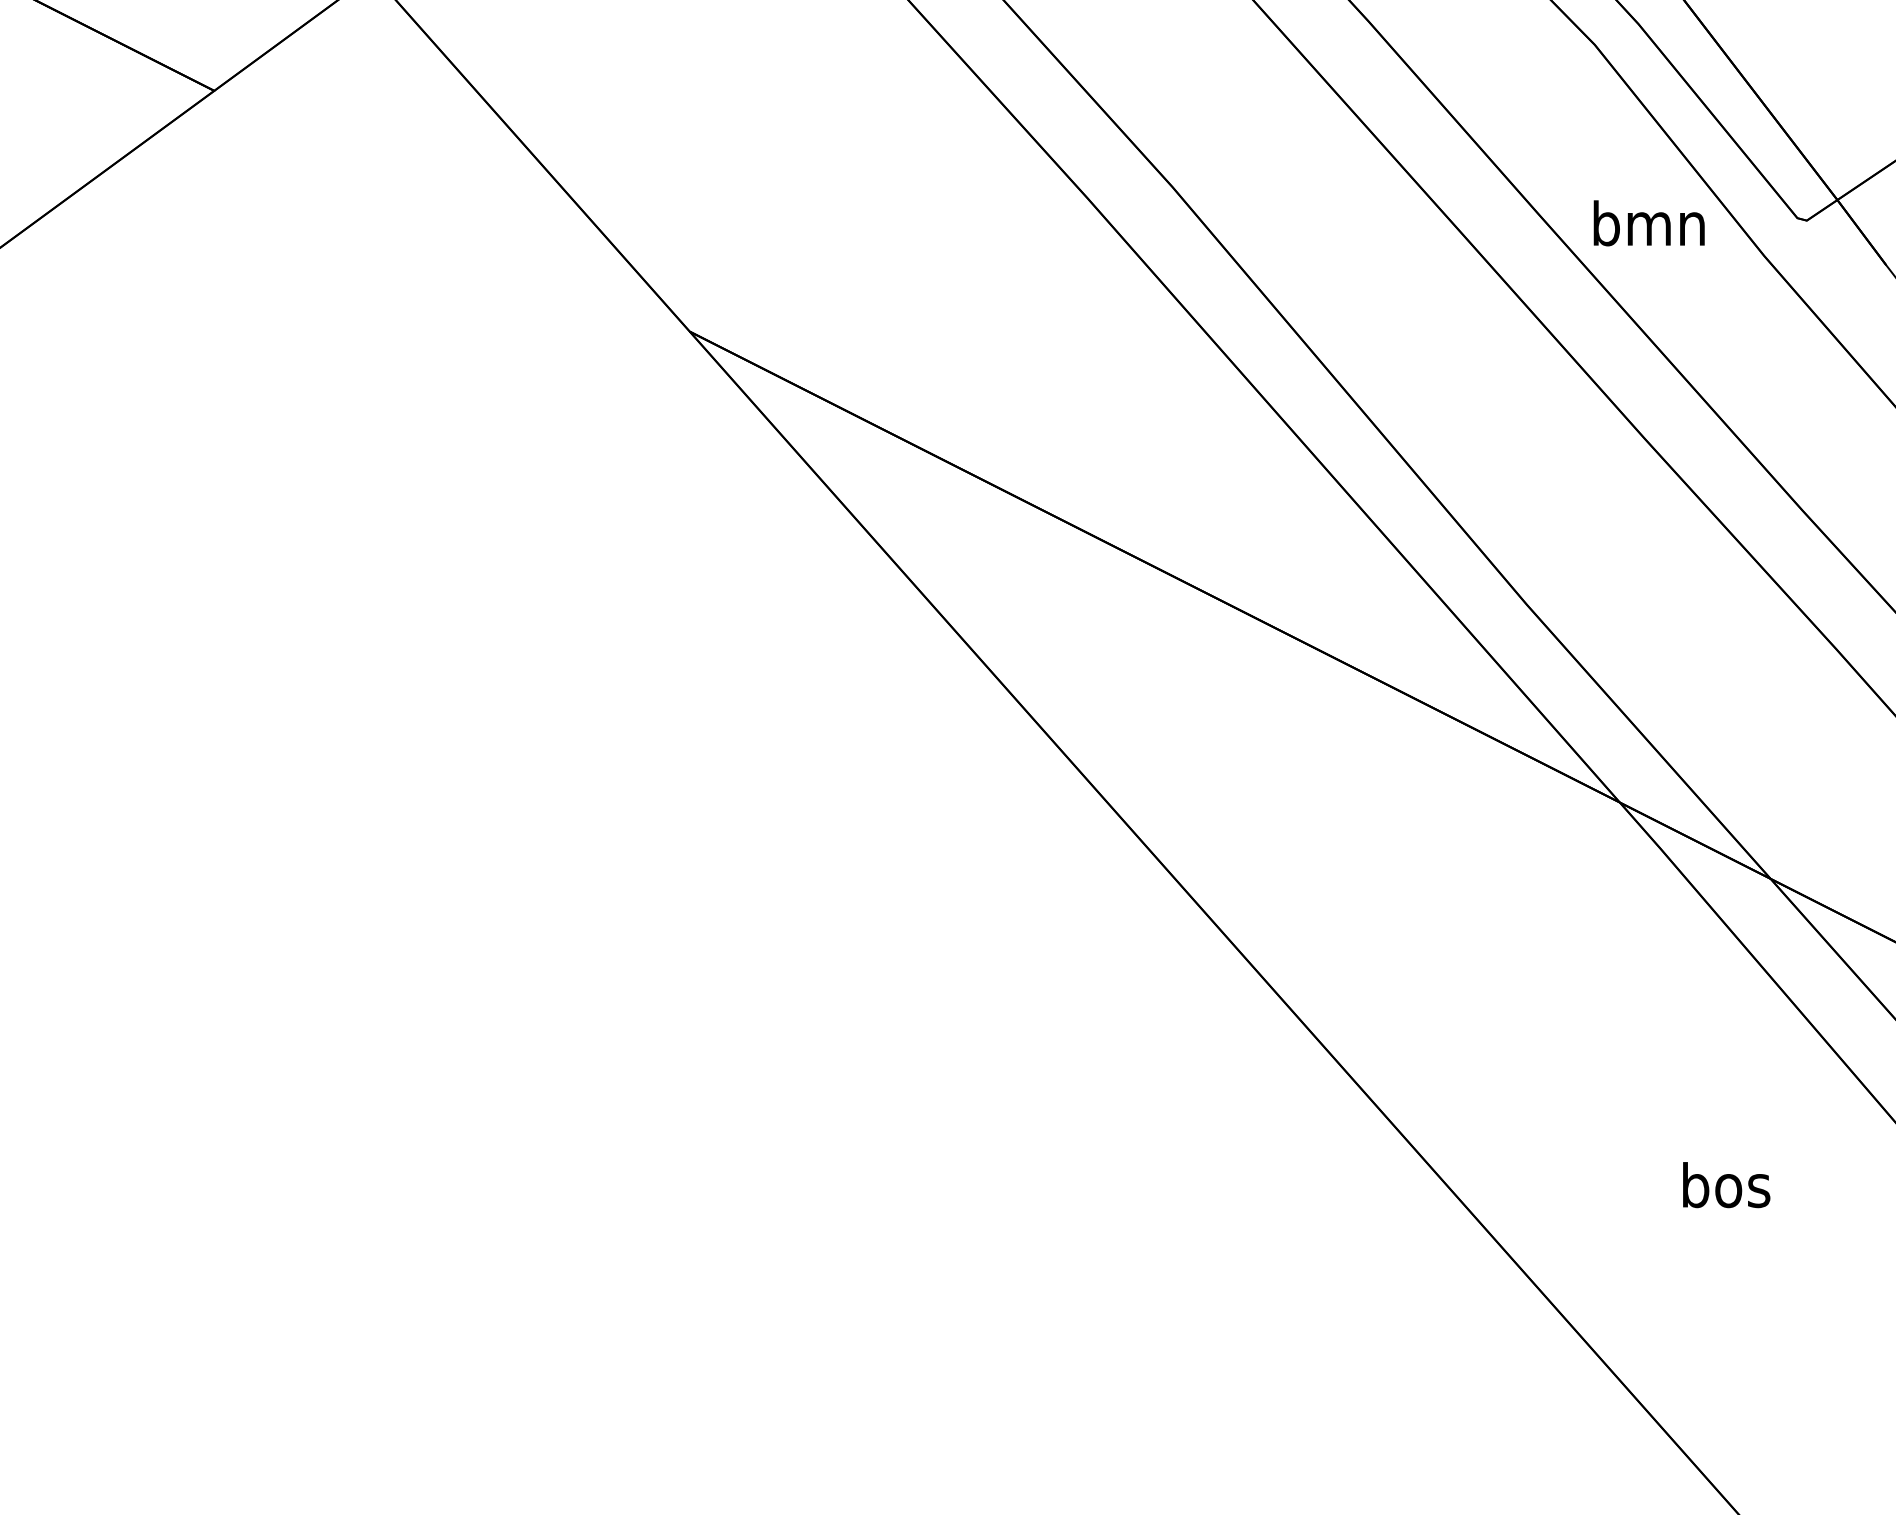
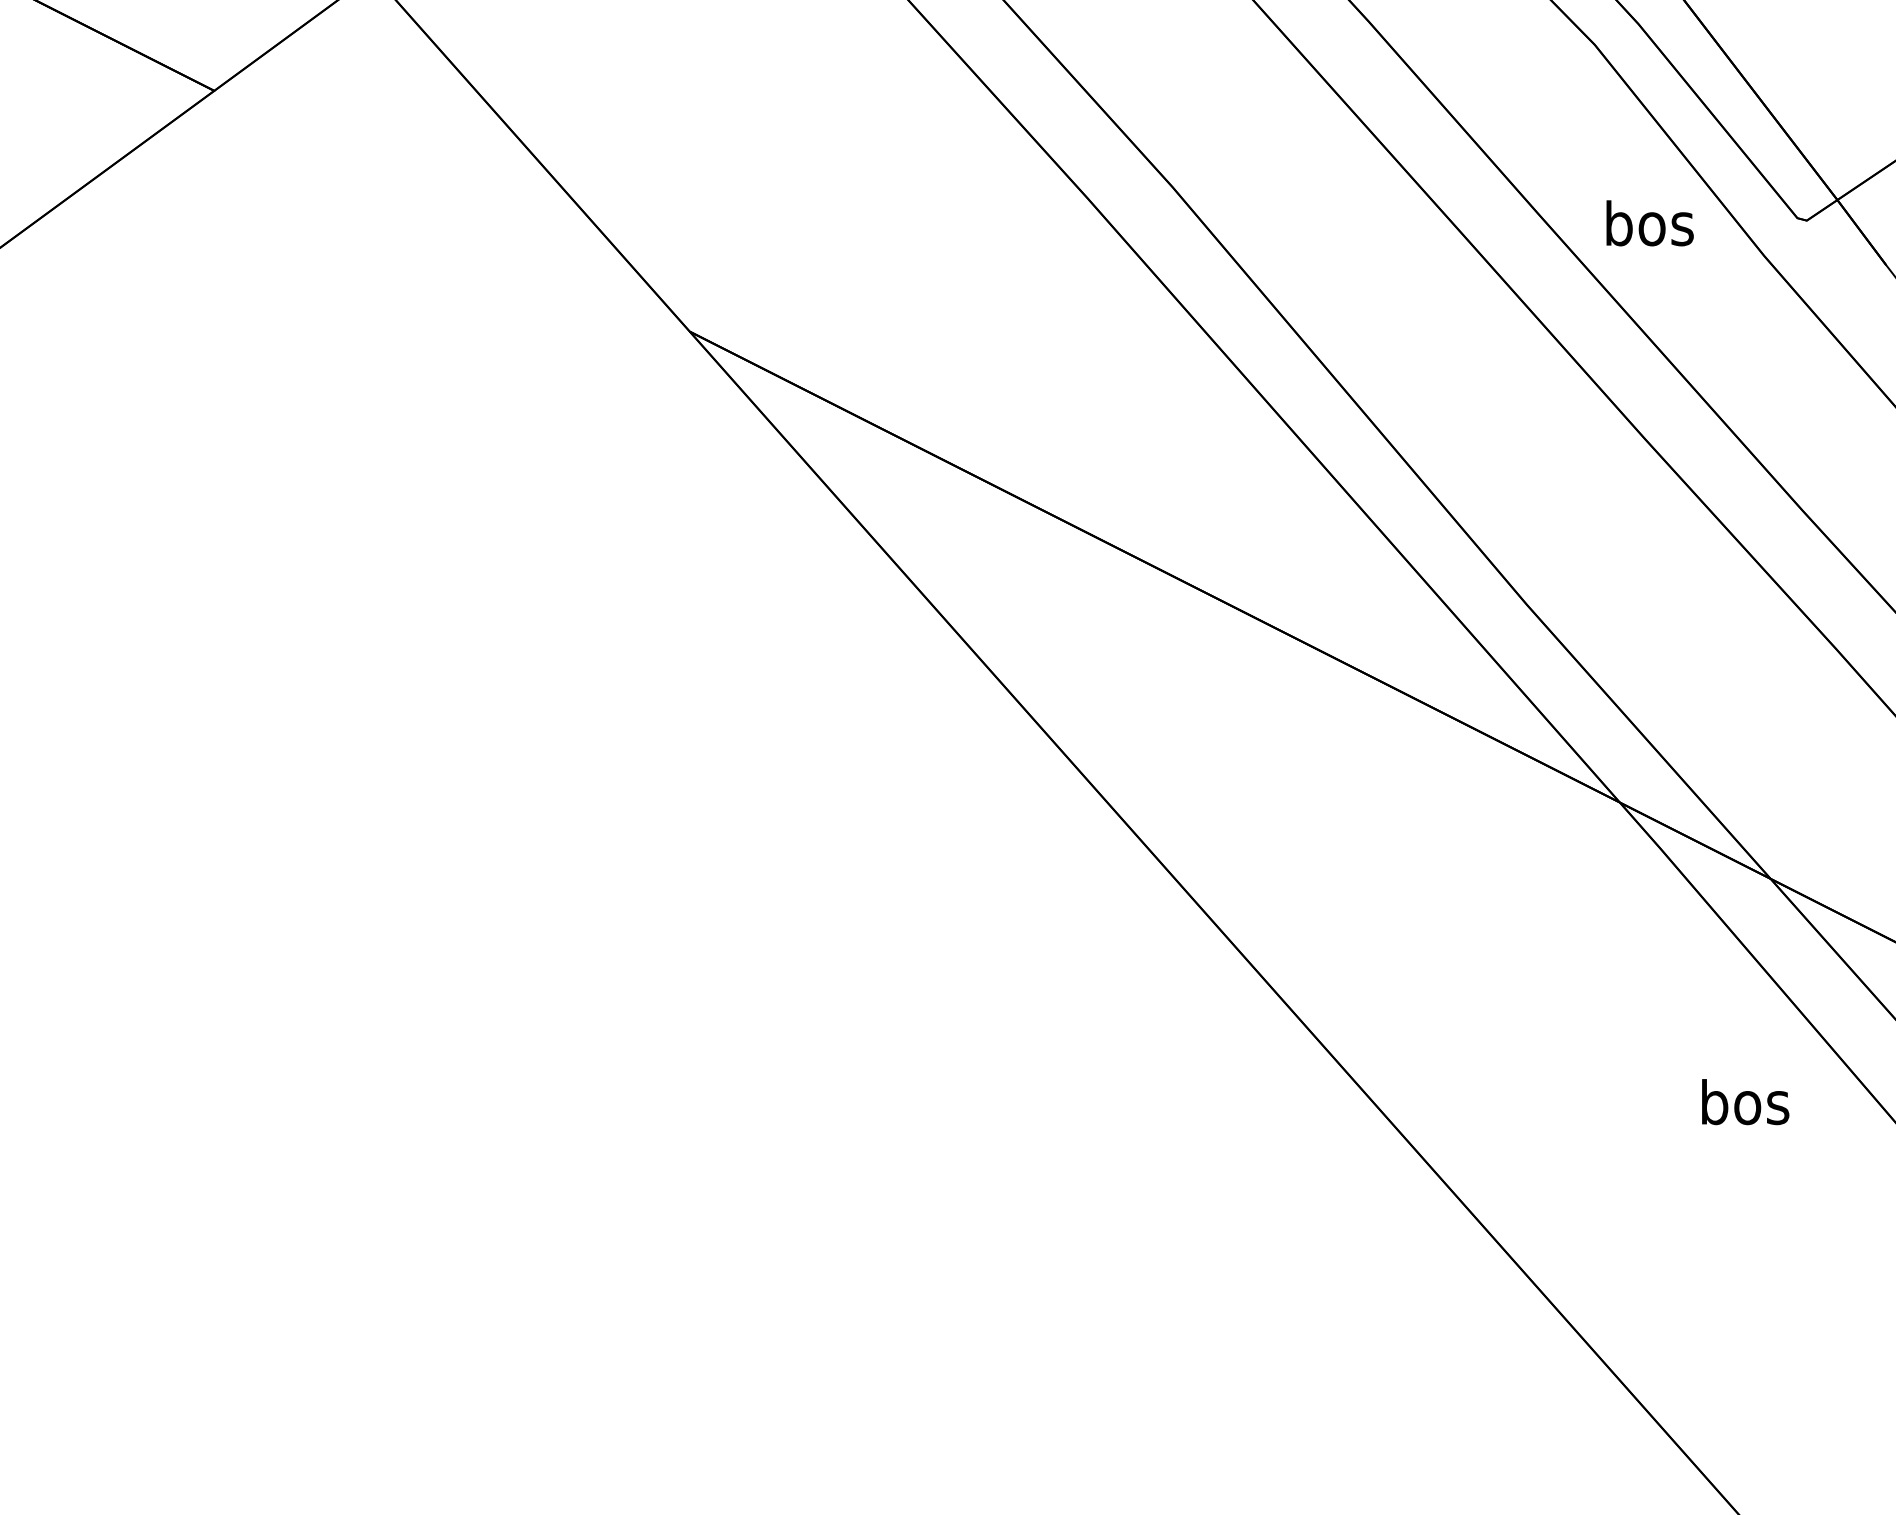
text: bmn -> bos (1648, 223)
text position: (1726, 1185) -> (1745, 1102) (1745, 1102)
